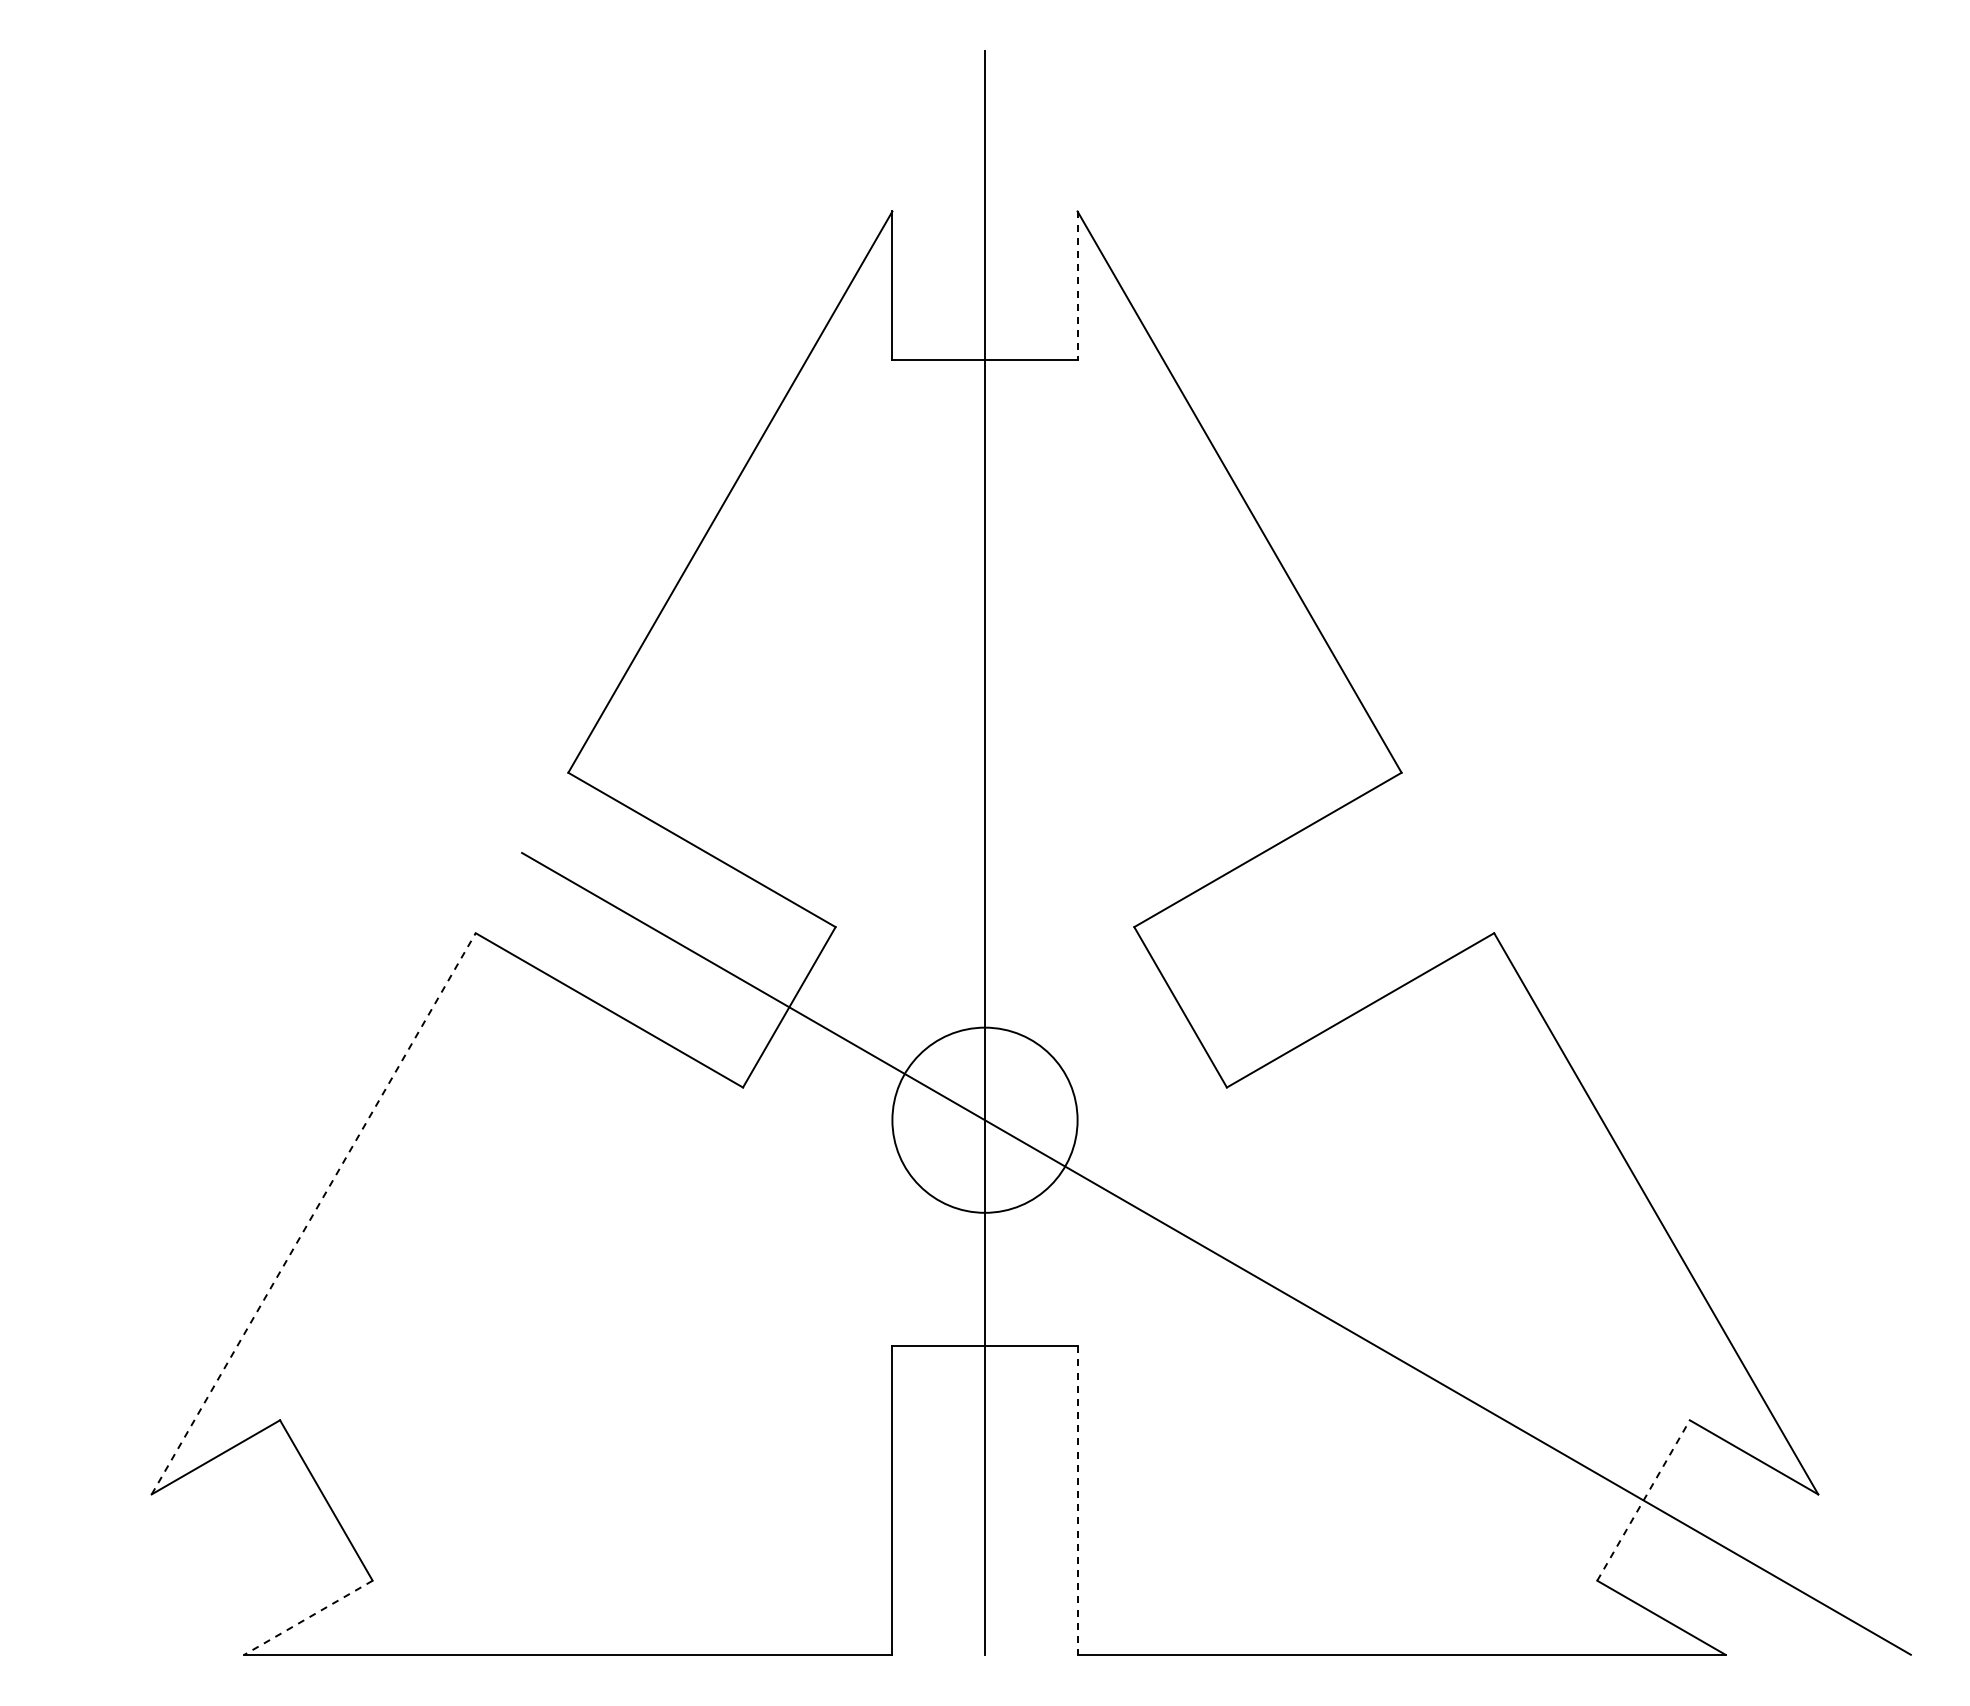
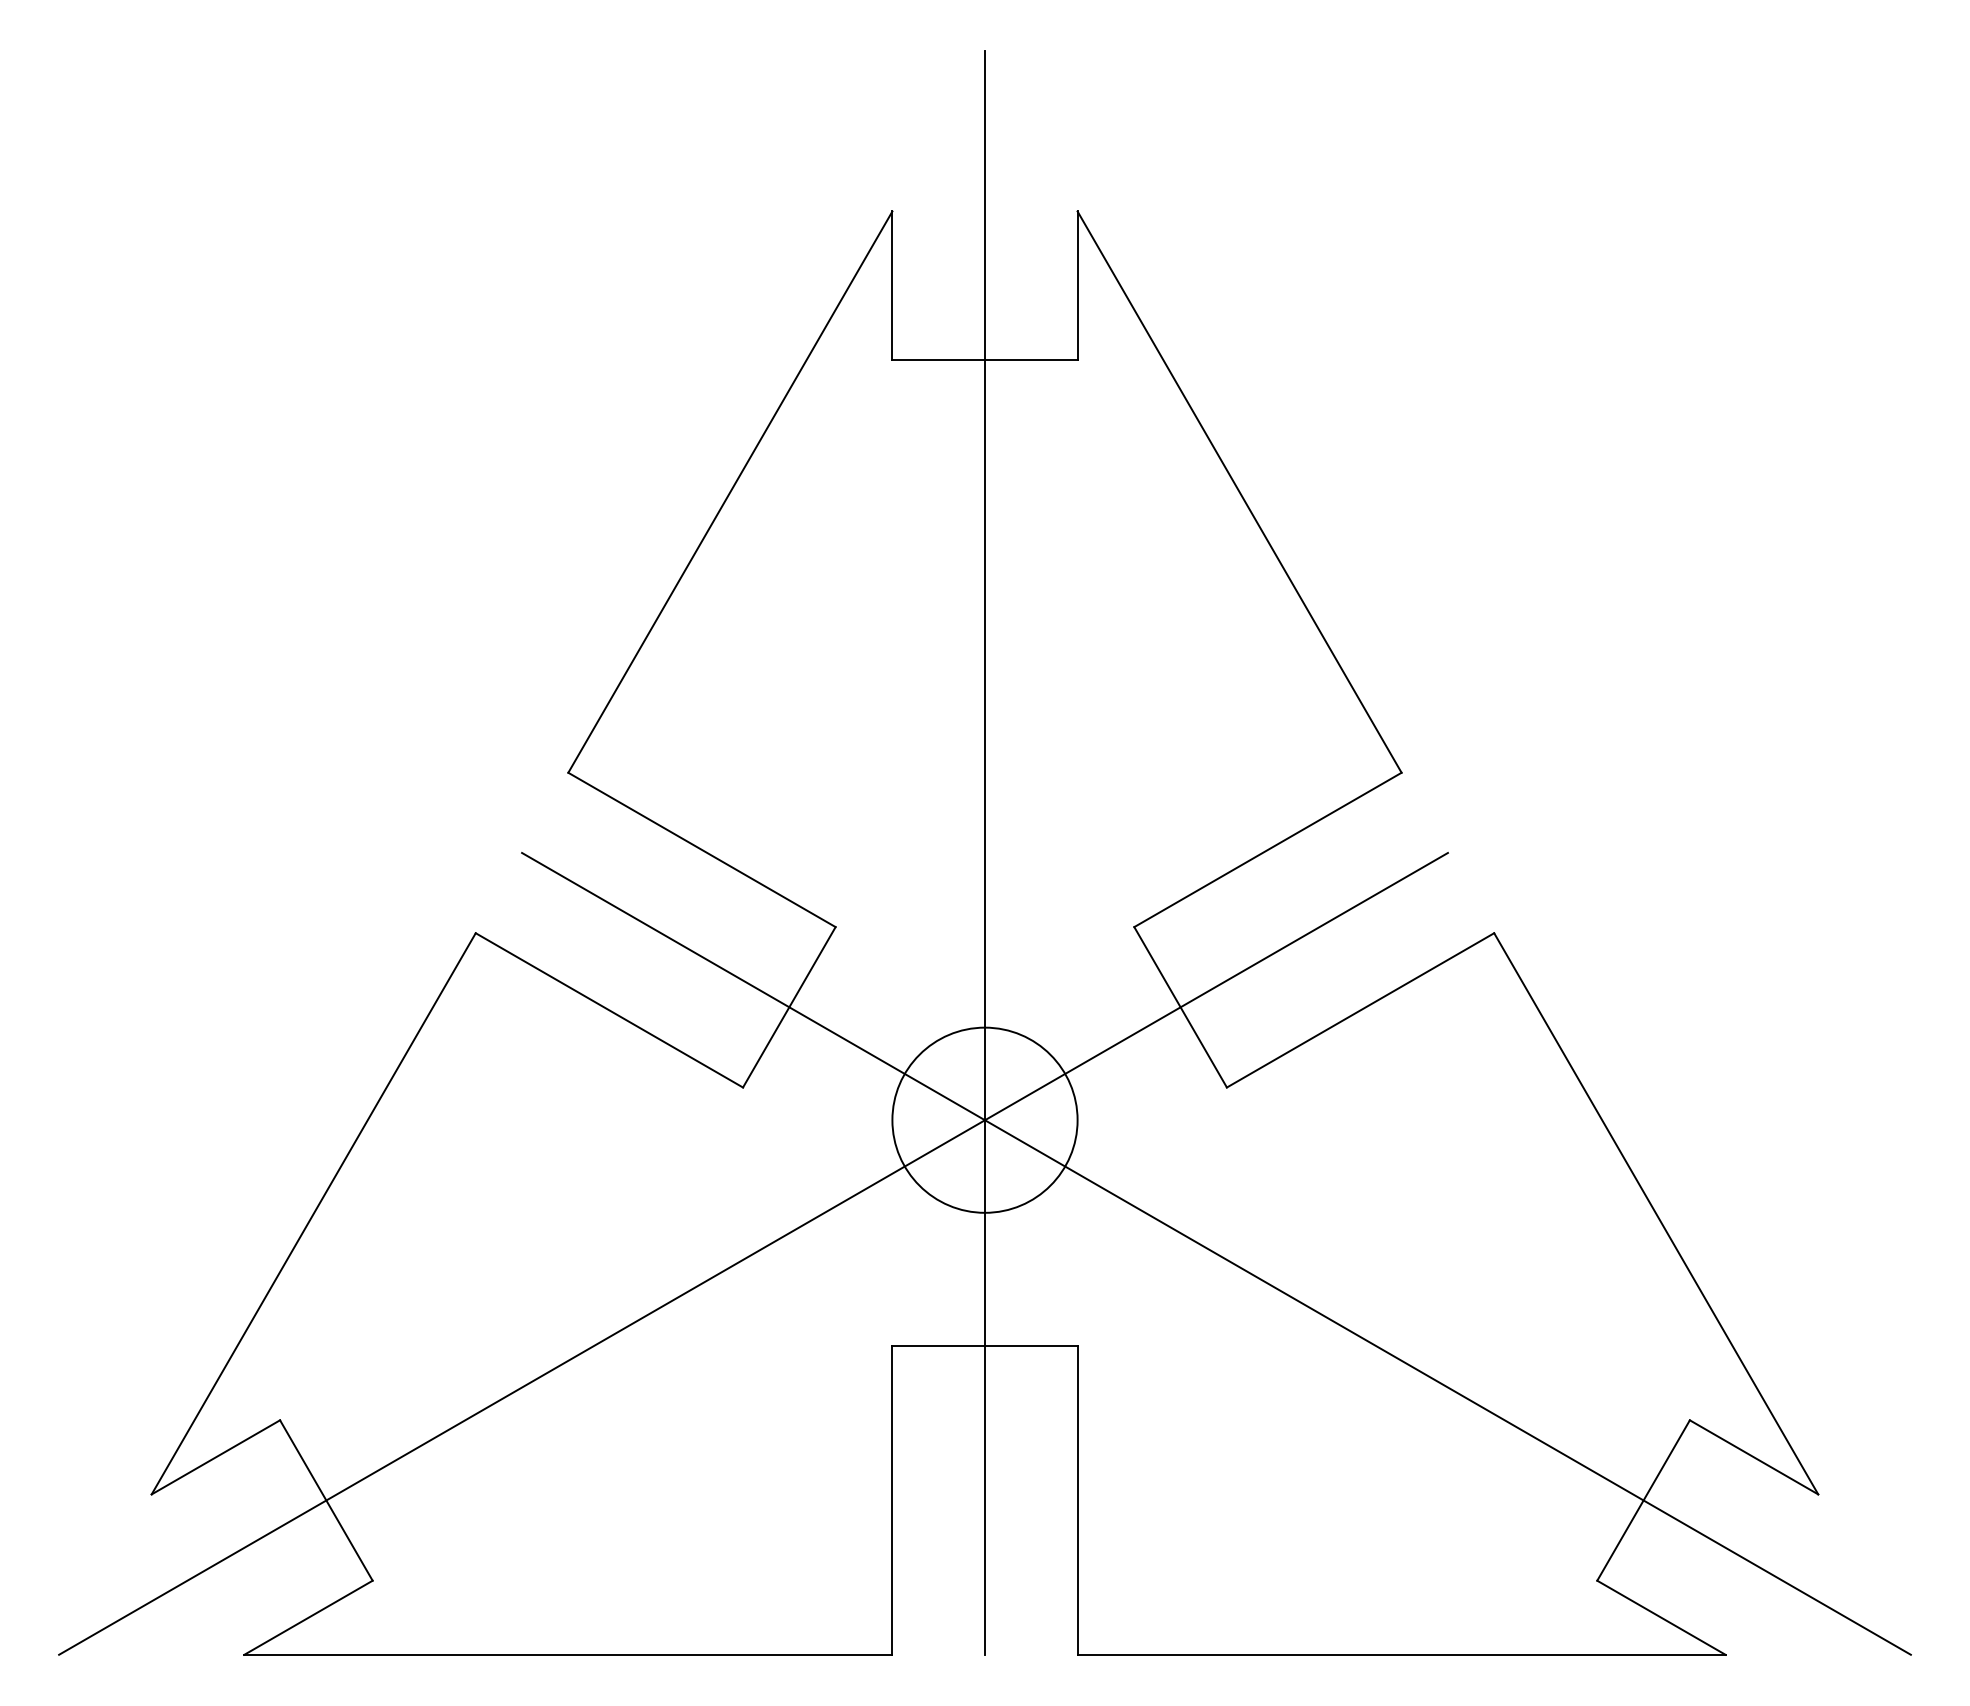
line: dashed -> solid (1077, 286)
line: dashed -> solid (313, 1213)
line: none -> present (753, 1253)
line: dashed -> solid (1077, 1500)
line: dashed -> solid (1643, 1500)
line: dashed -> solid (308, 1618)
